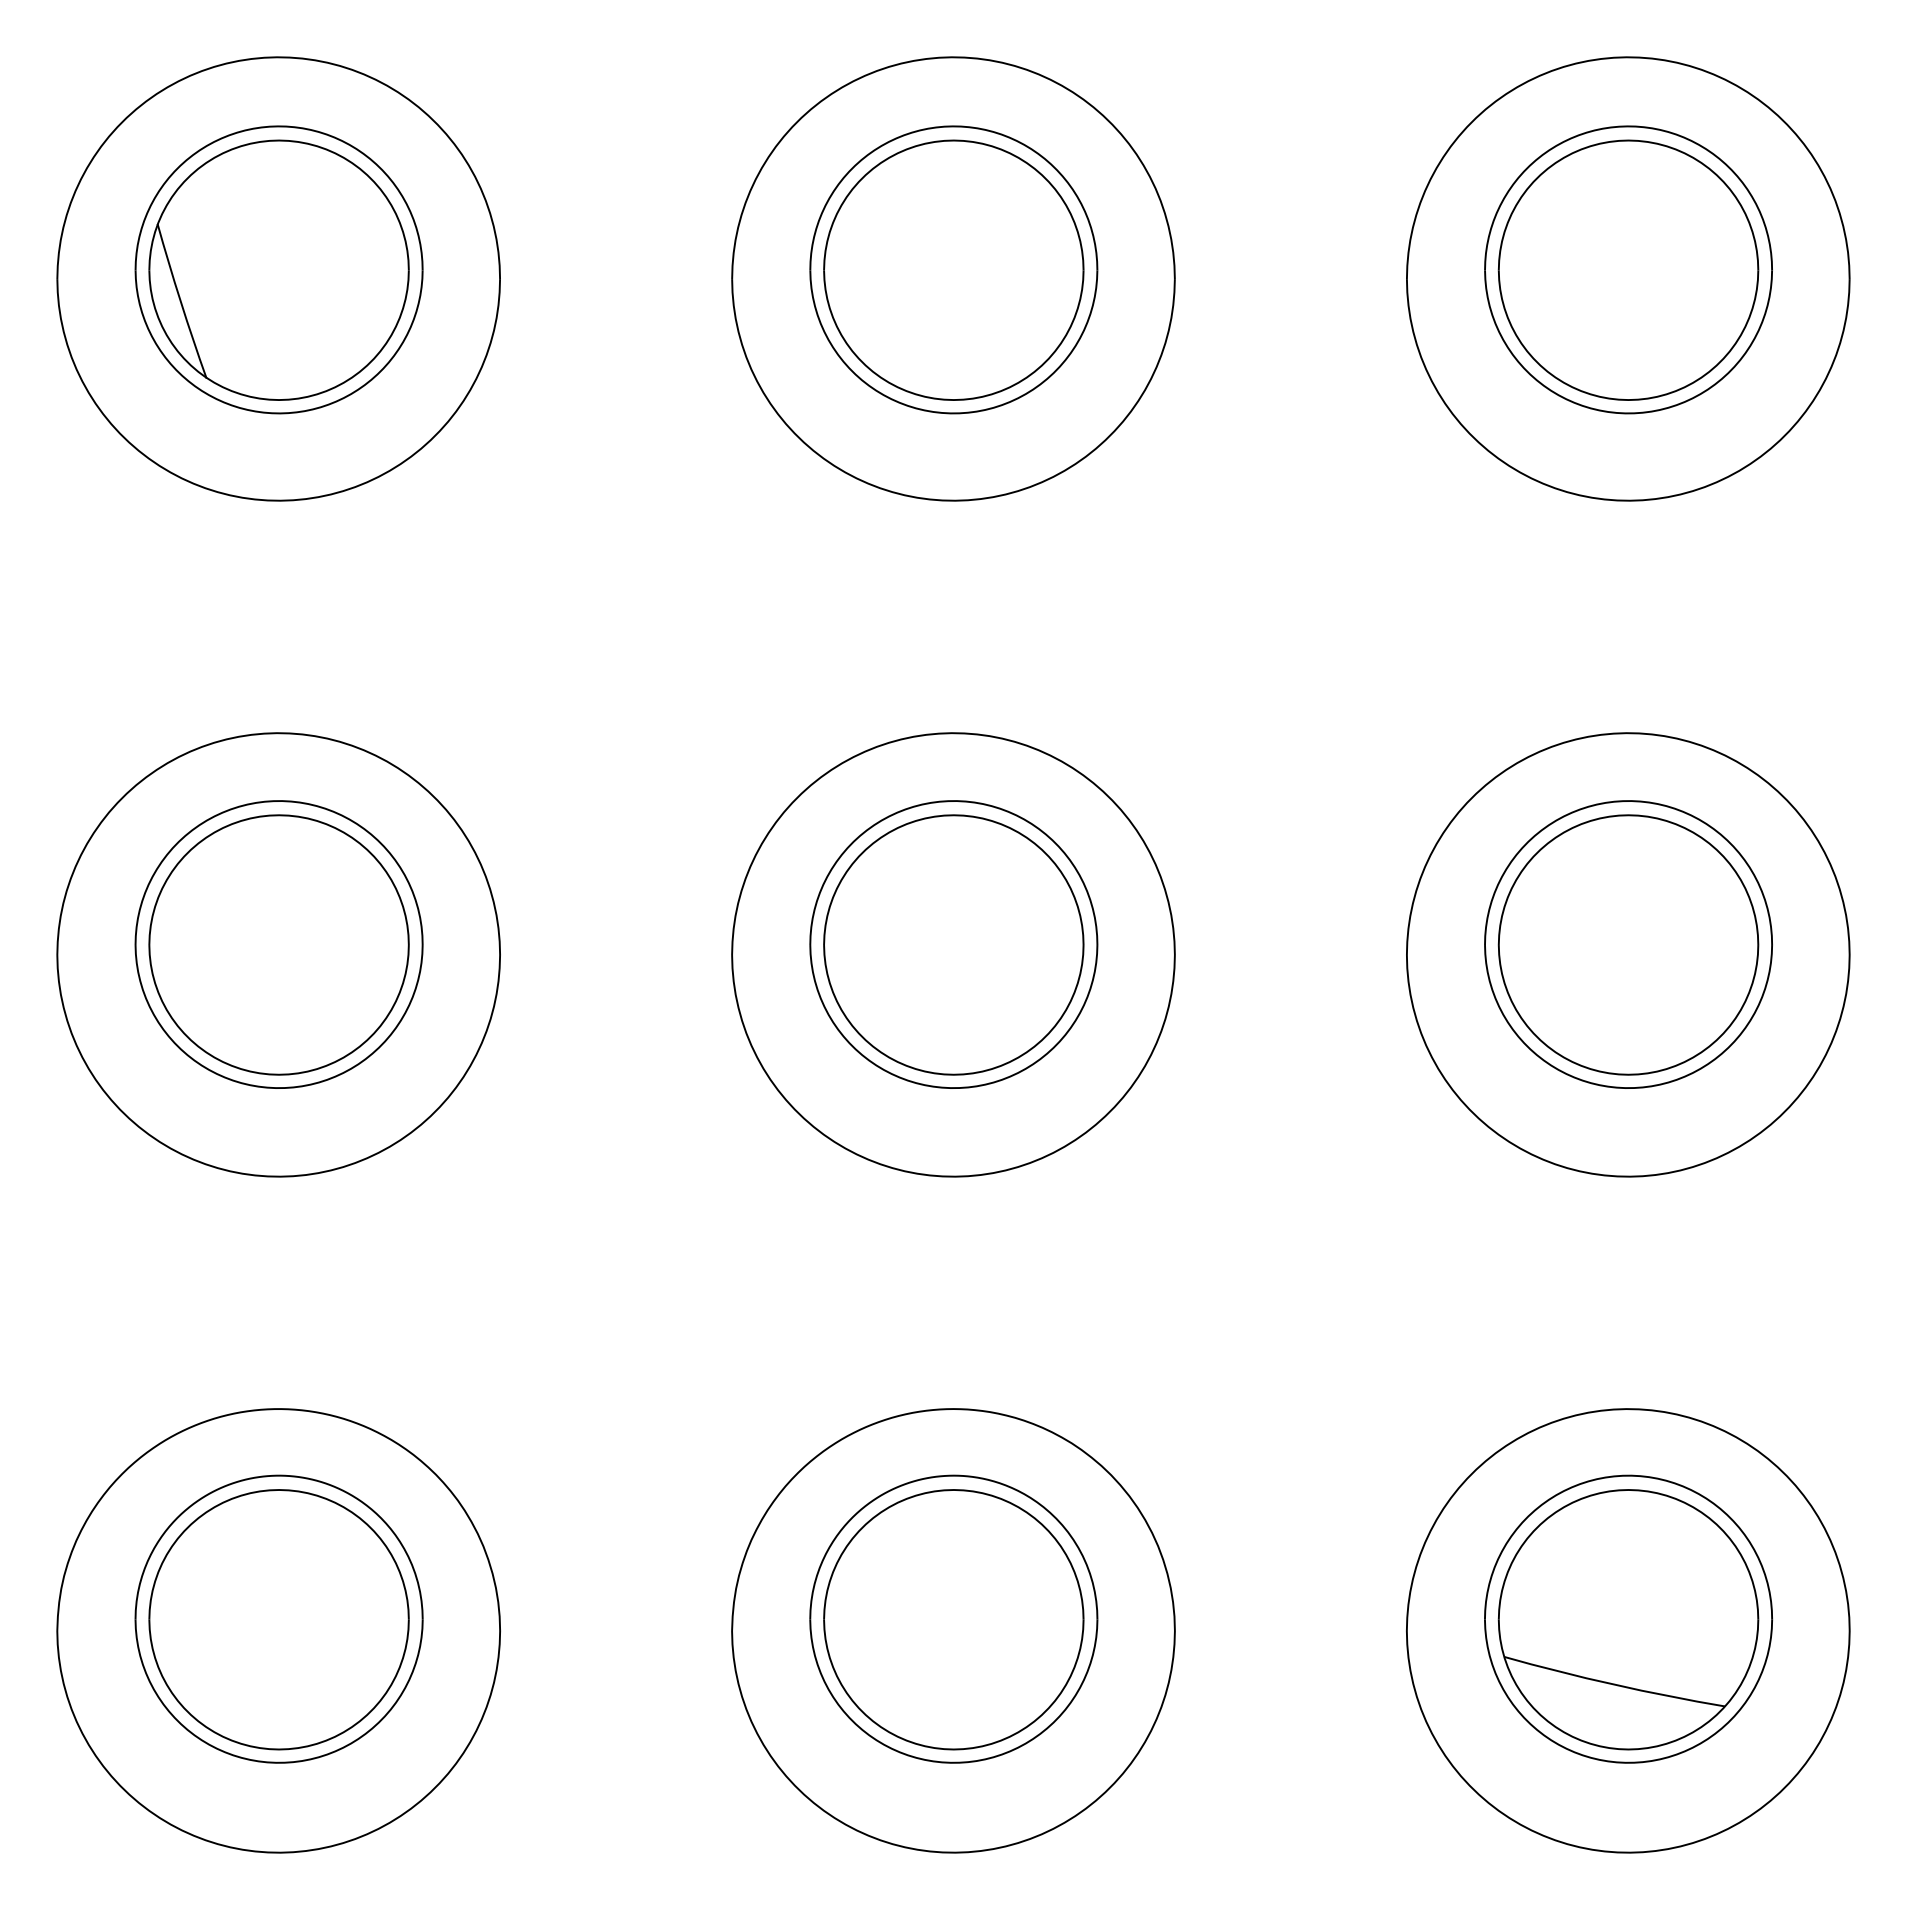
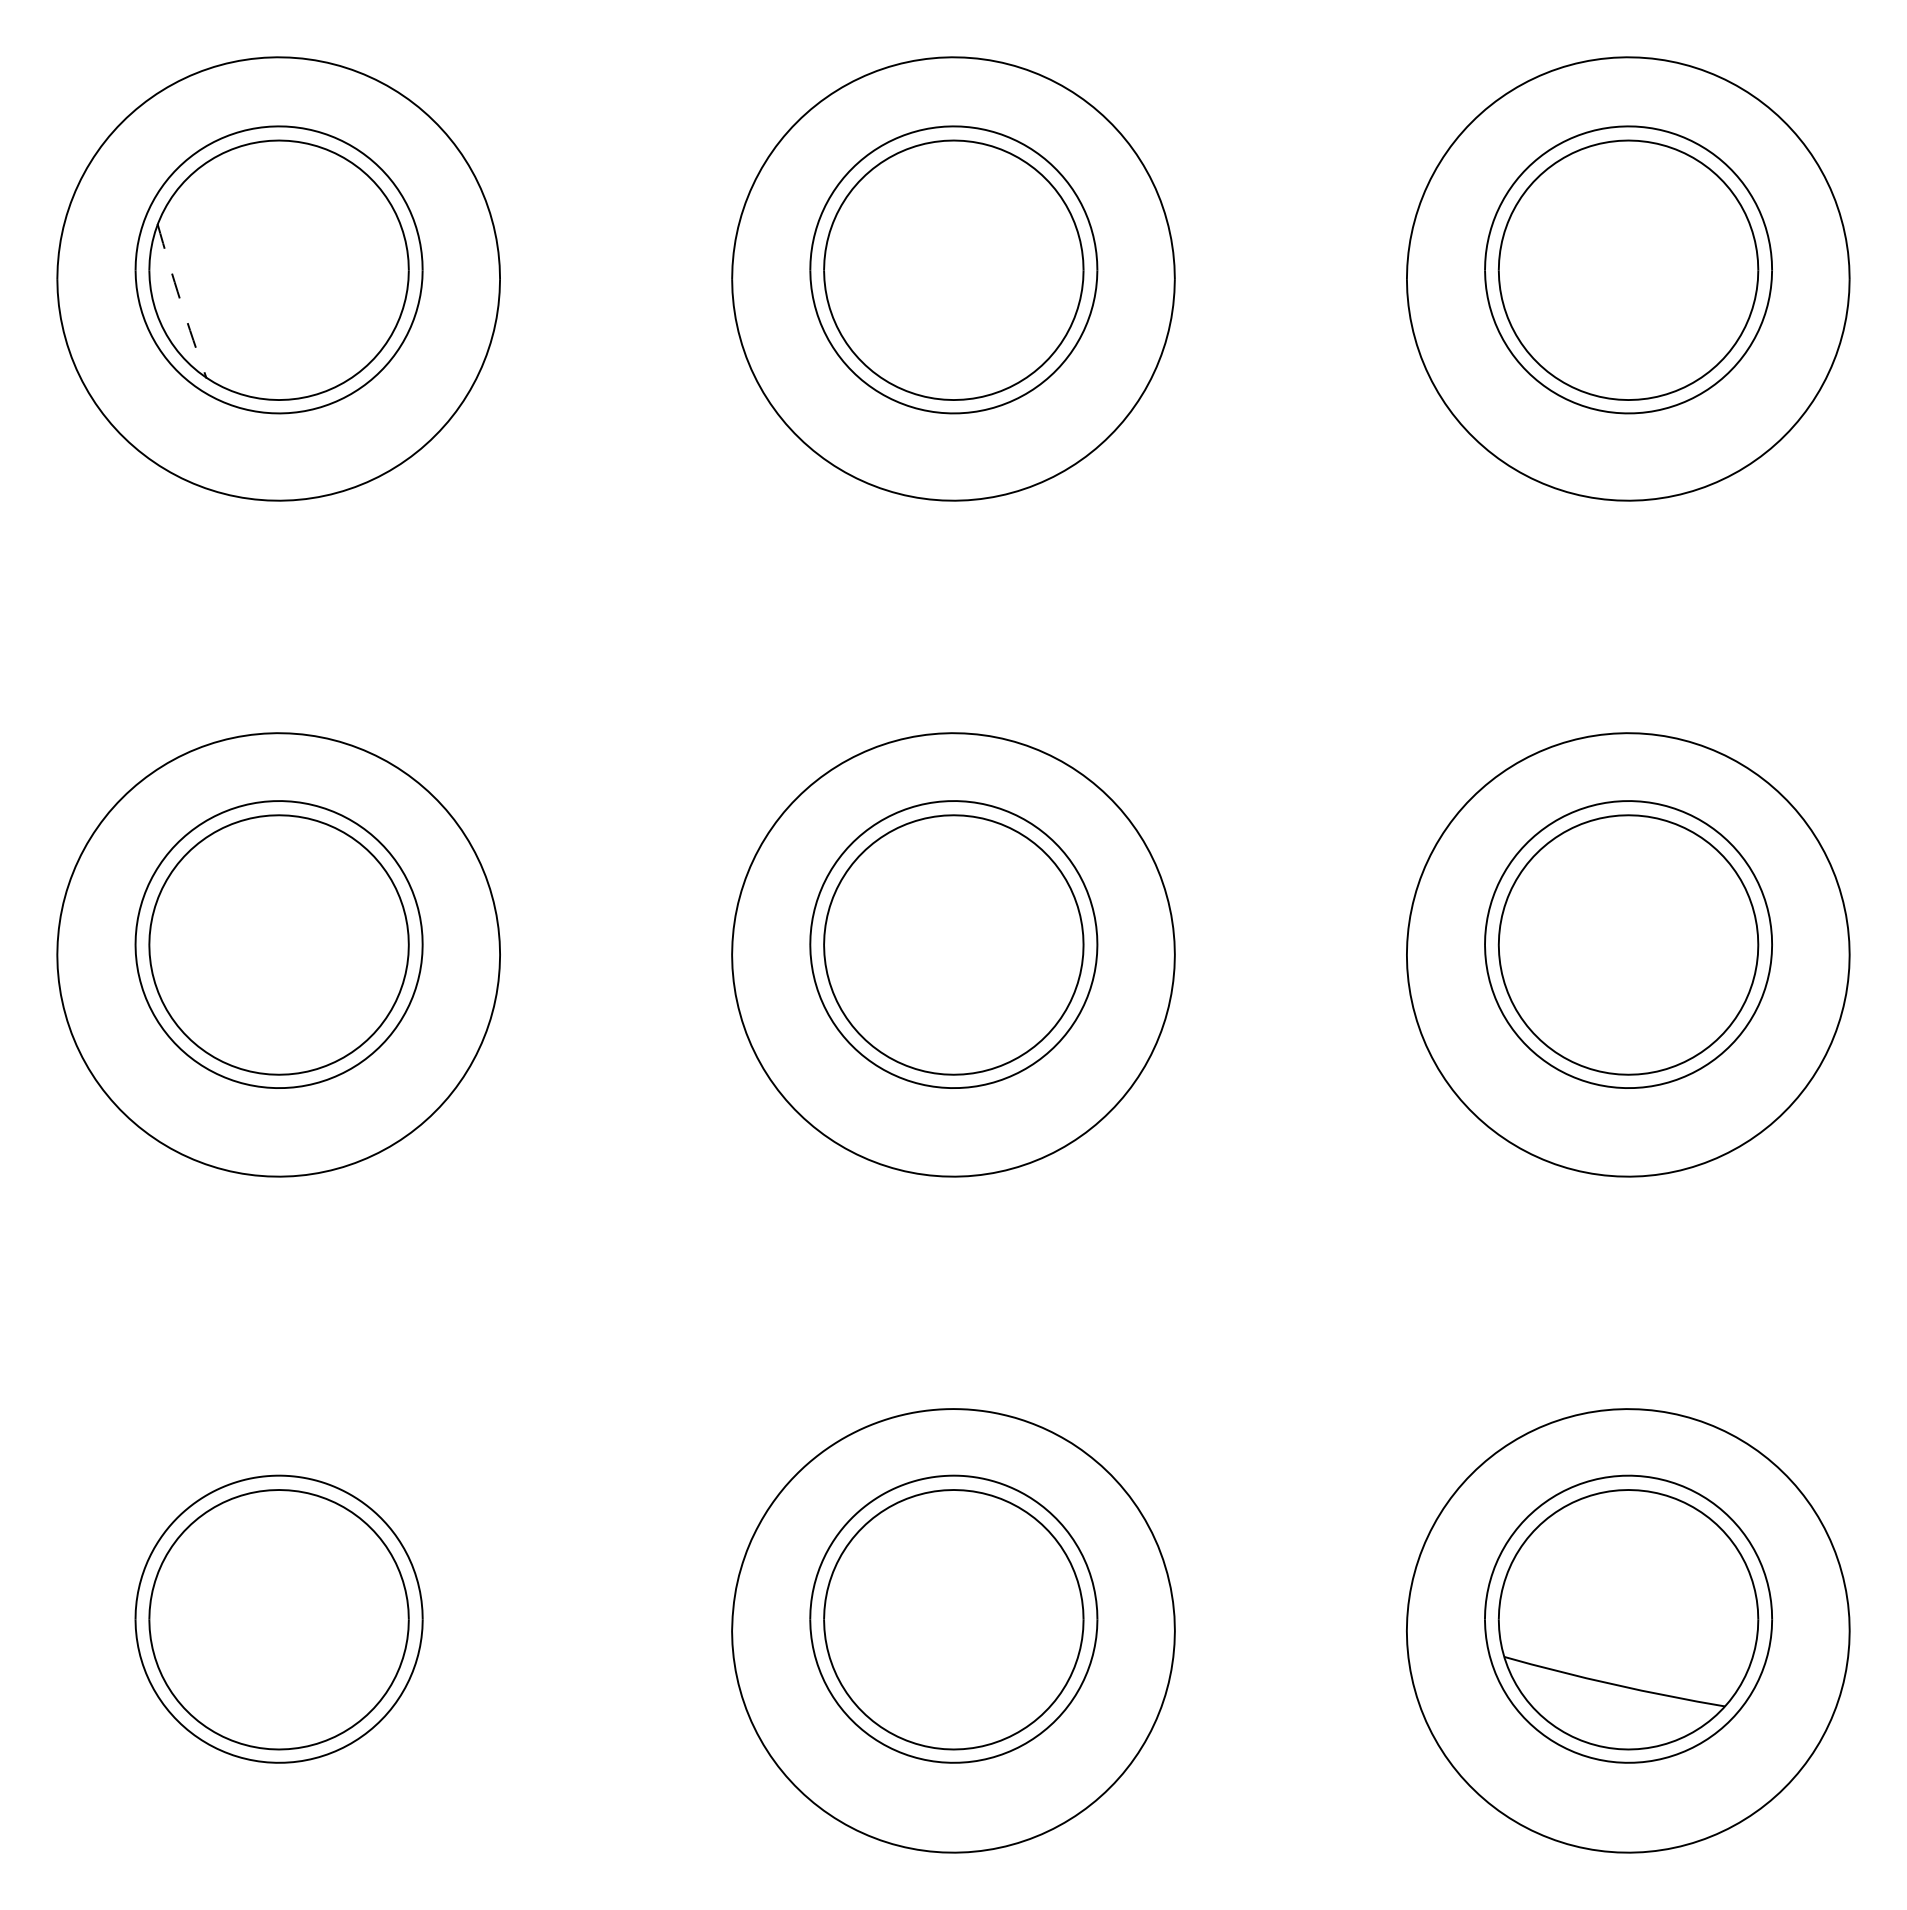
arc: solid -> dashed (180, 301)
part: present -> none (278, 1630)
